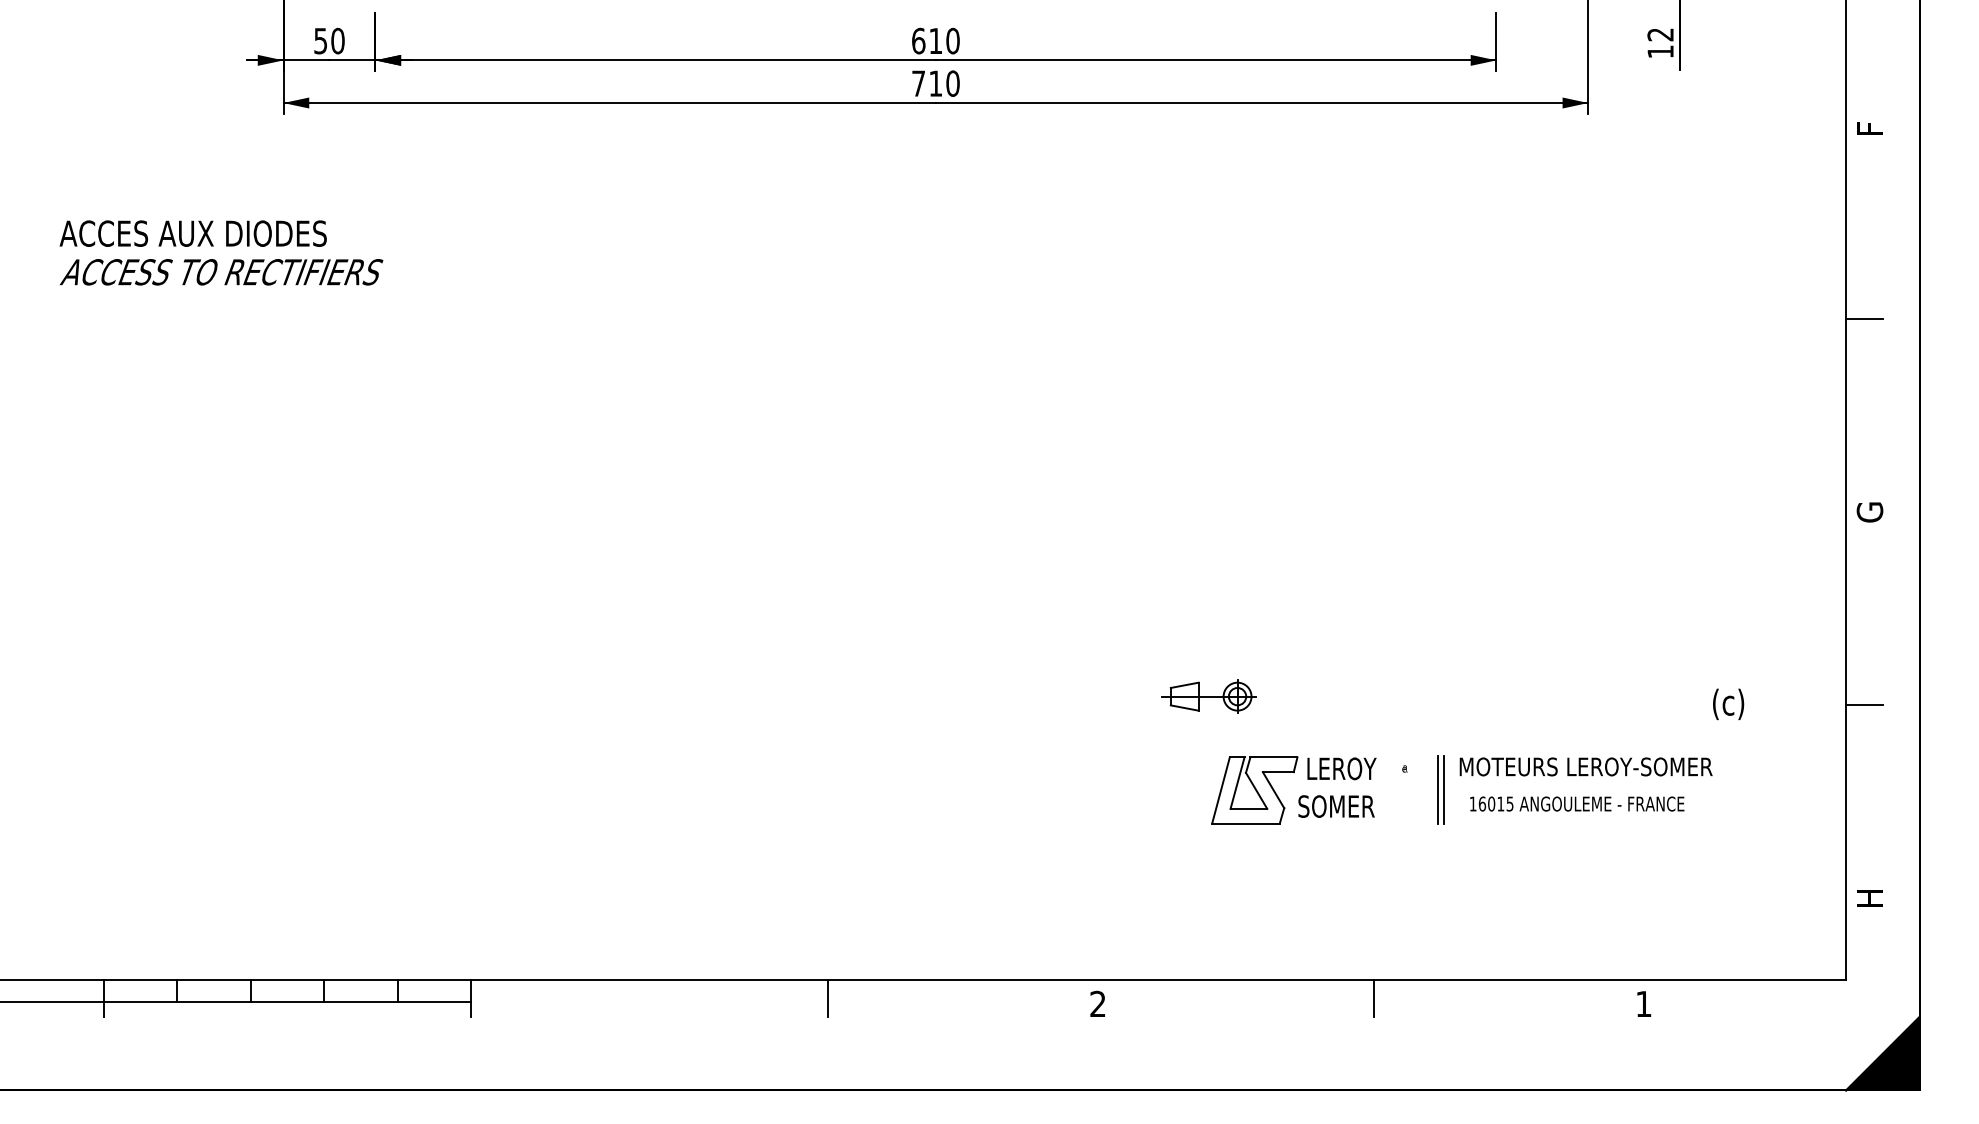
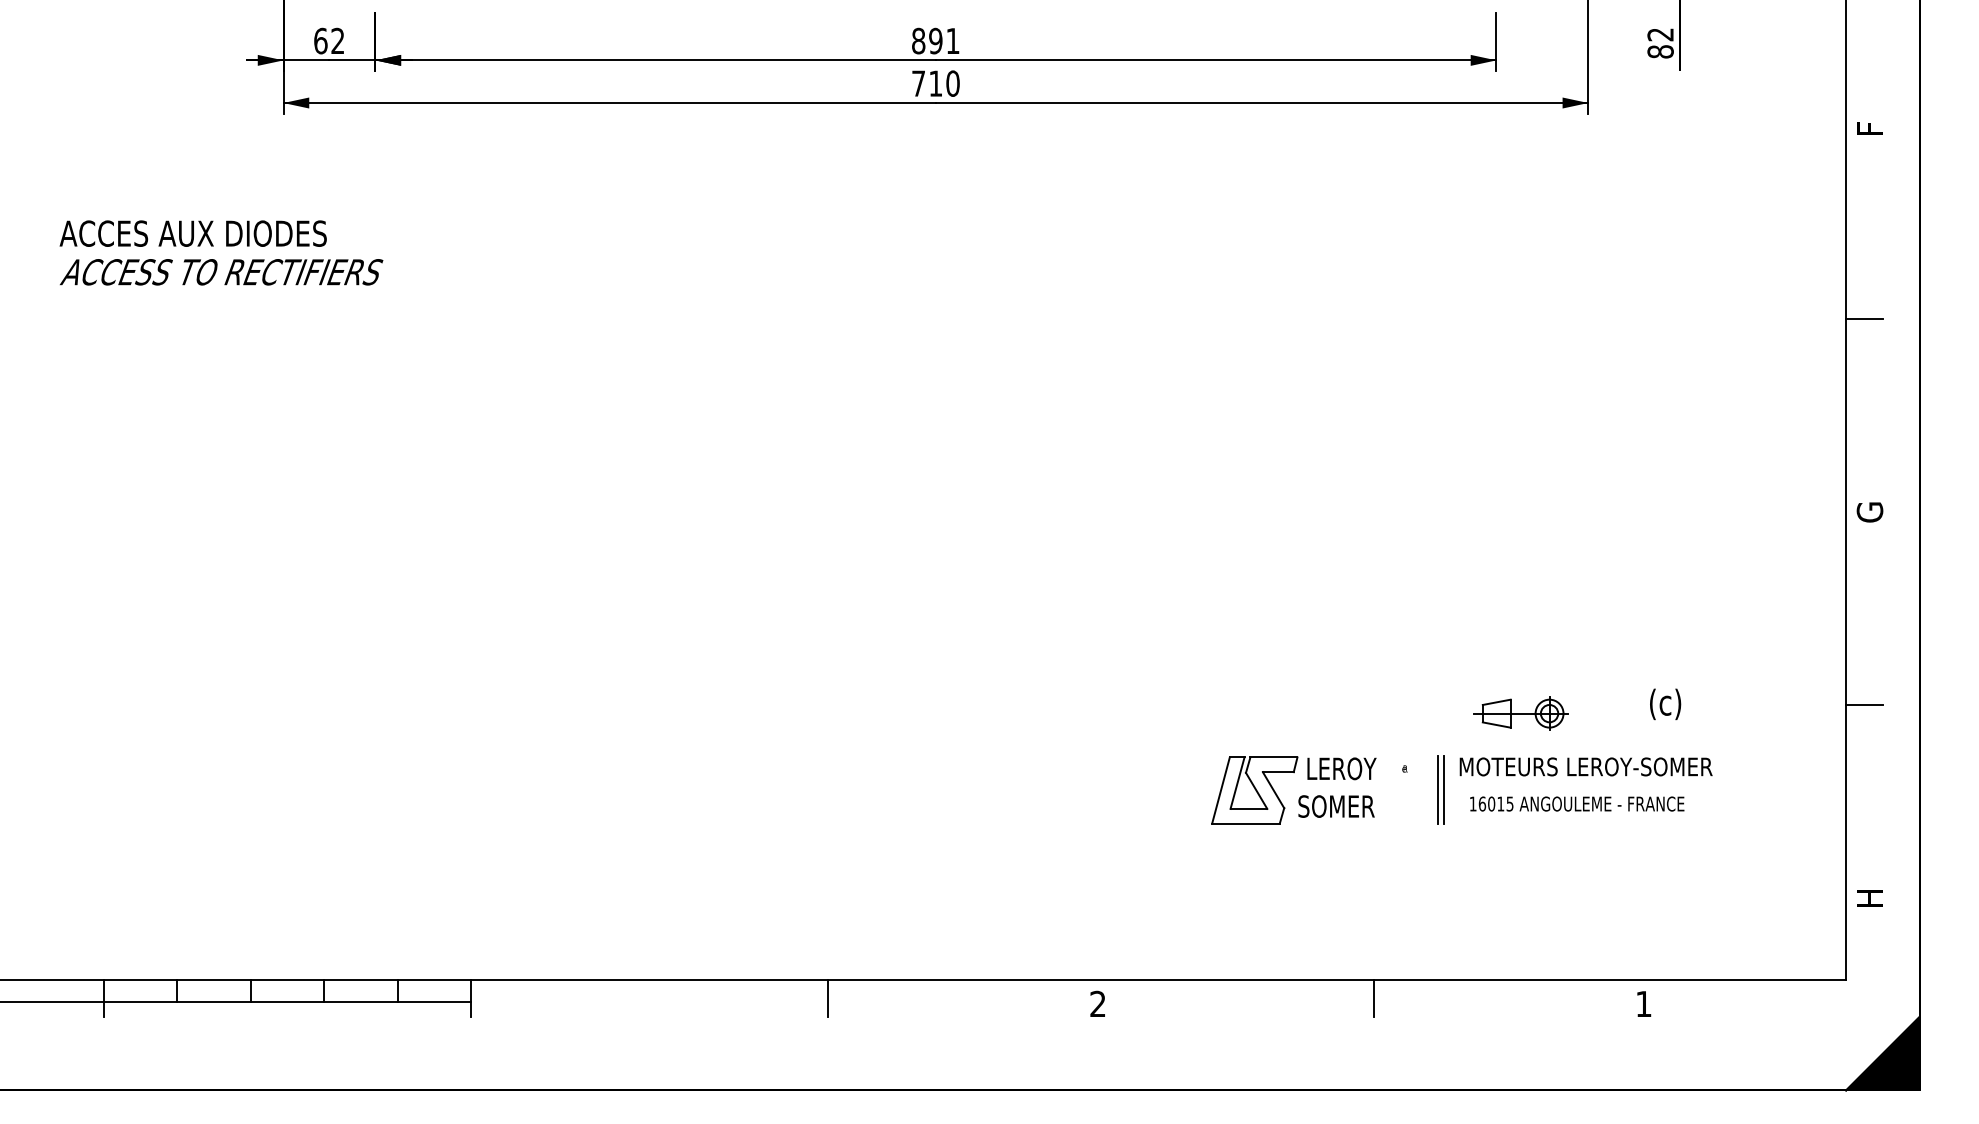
text: 50 -> 62 (329, 40)
text: 610 -> 891 (935, 40)
text: 12 -> 82 (1660, 51)
part position: (1208, 696) -> (1520, 713) (1520, 713)
text position: (1728, 704) -> (1665, 704) (1665, 704)
